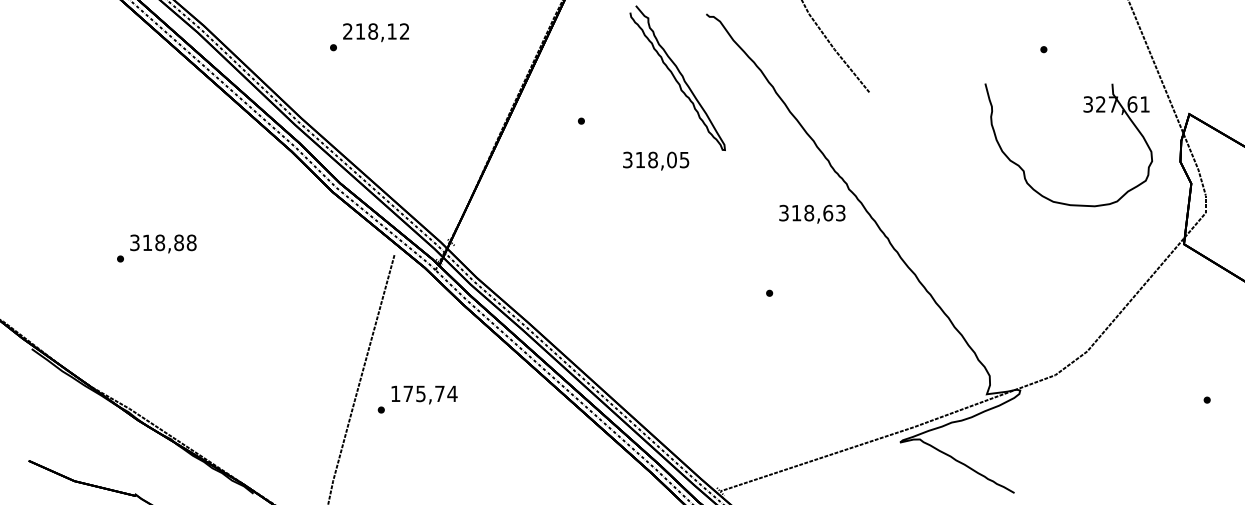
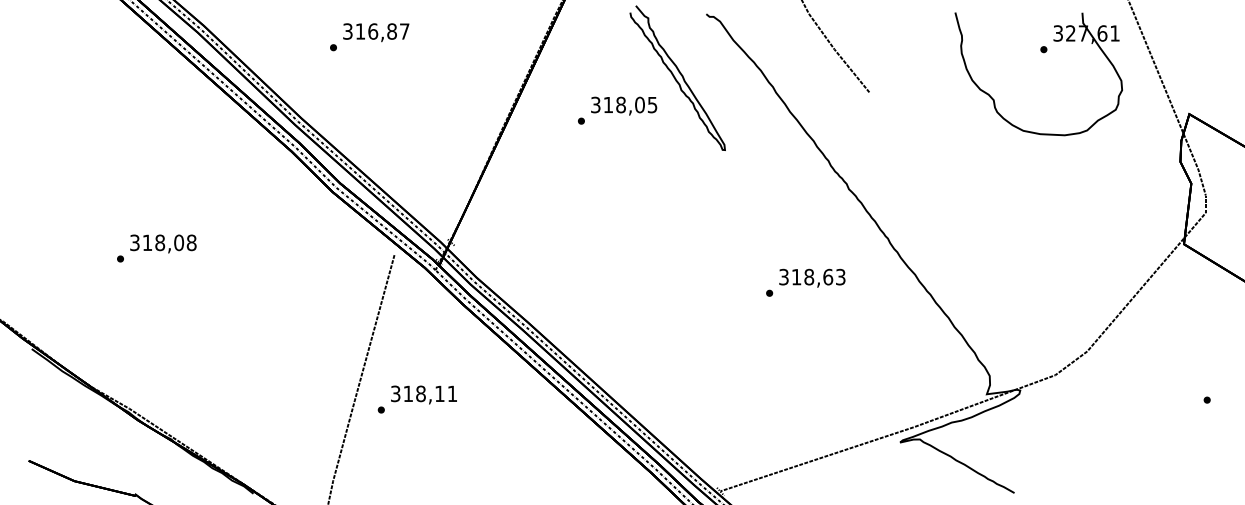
text: 218,12 -> 316,87 (376, 31)
part position: (1084, 112) -> (1054, 41) (1054, 41)
text position: (656, 160) -> (624, 105) (624, 105)
text position: (812, 213) -> (812, 277) (812, 277)
text: 318,88 -> 318,08 (179, 242)
text: 175,74 -> 318,11 (424, 393)
